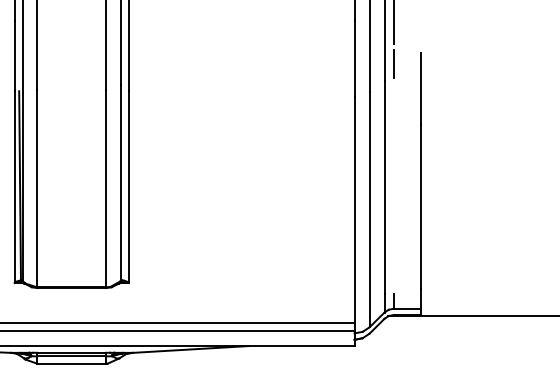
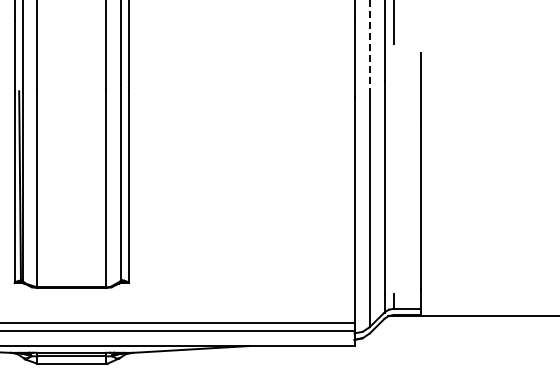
line: solid -> dashed (369, 45)
line: present -> none (393, 63)
